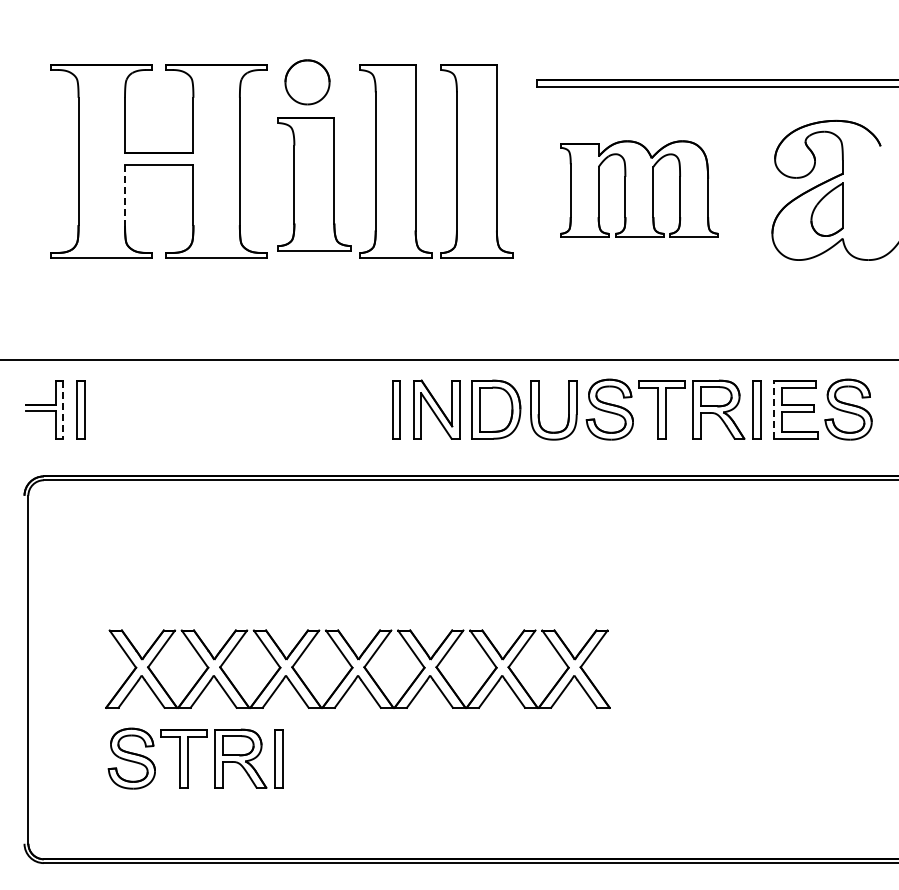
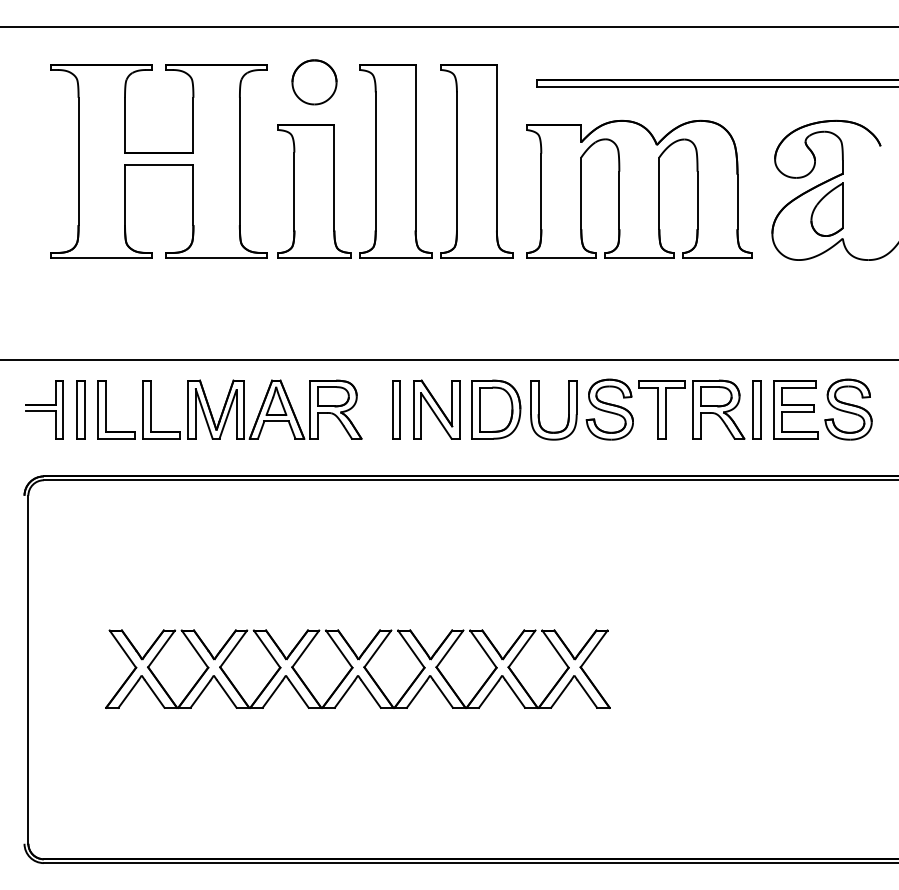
line: none -> present (448, 26)
part position: (307, 82) -> (314, 82) (314, 82)
part position: (314, 184) -> (314, 191) (314, 191)
part size: 159x98 px -> 227x140 px (639, 188)
line: dashed -> solid (125, 195)
part: none -> present (229, 409)
line: dashed -> solid (774, 409)
line: dashed -> solid (63, 410)
part: present -> none (188, 758)
